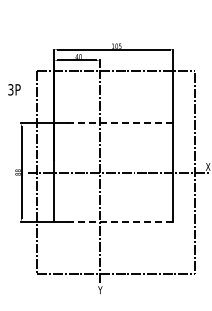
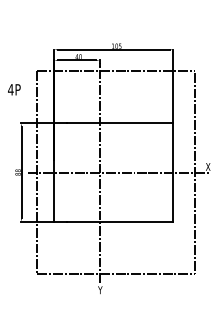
text: 3P -> 4P (10, 89)
line: dashed -> solid (120, 123)
line: dashed -> solid (120, 221)
